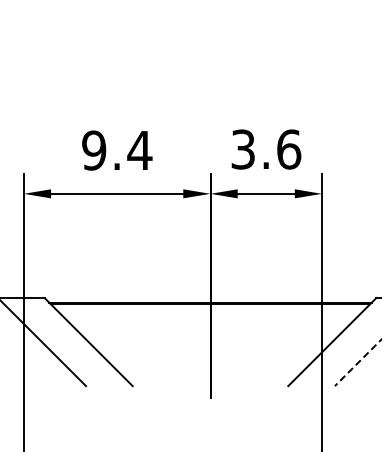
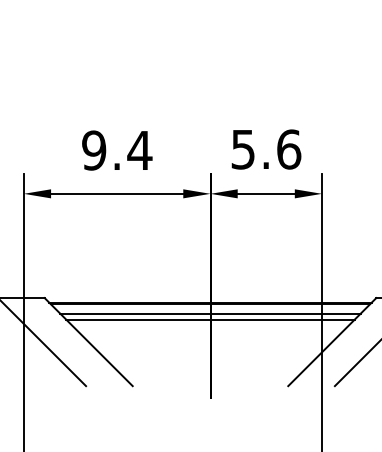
text: 3.6 -> 5.6 (243, 149)
line: none -> present (210, 313)
line: none -> present (210, 319)
line: dashed -> solid (358, 362)
